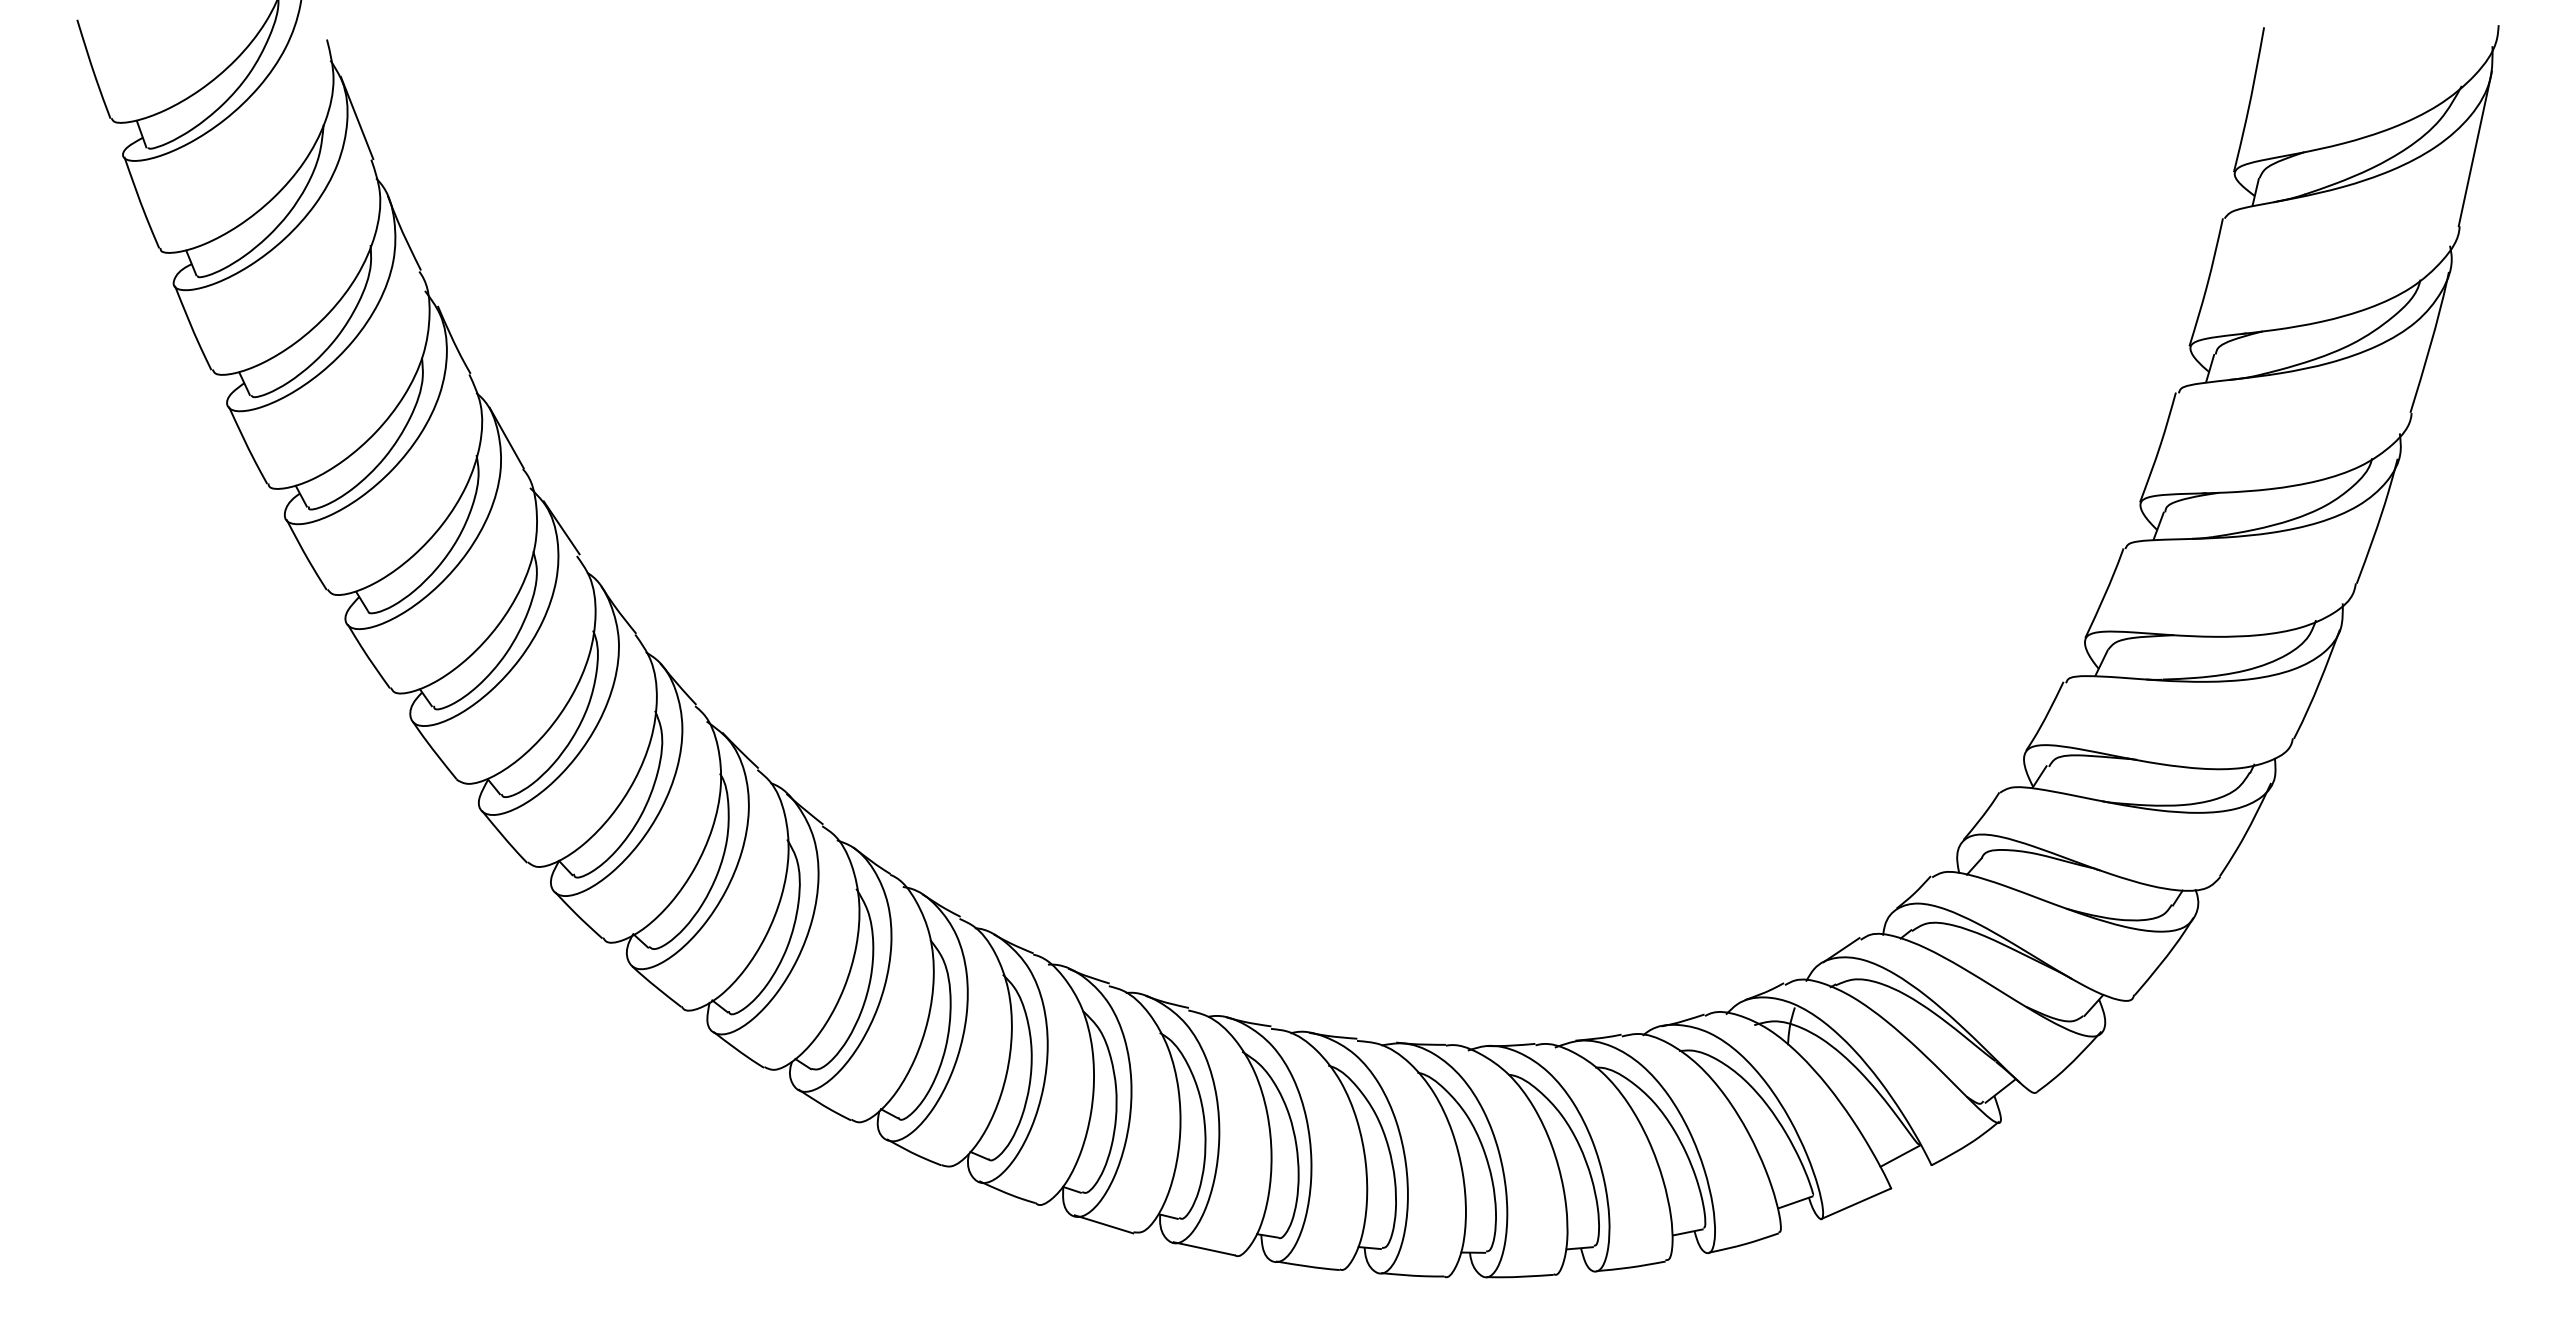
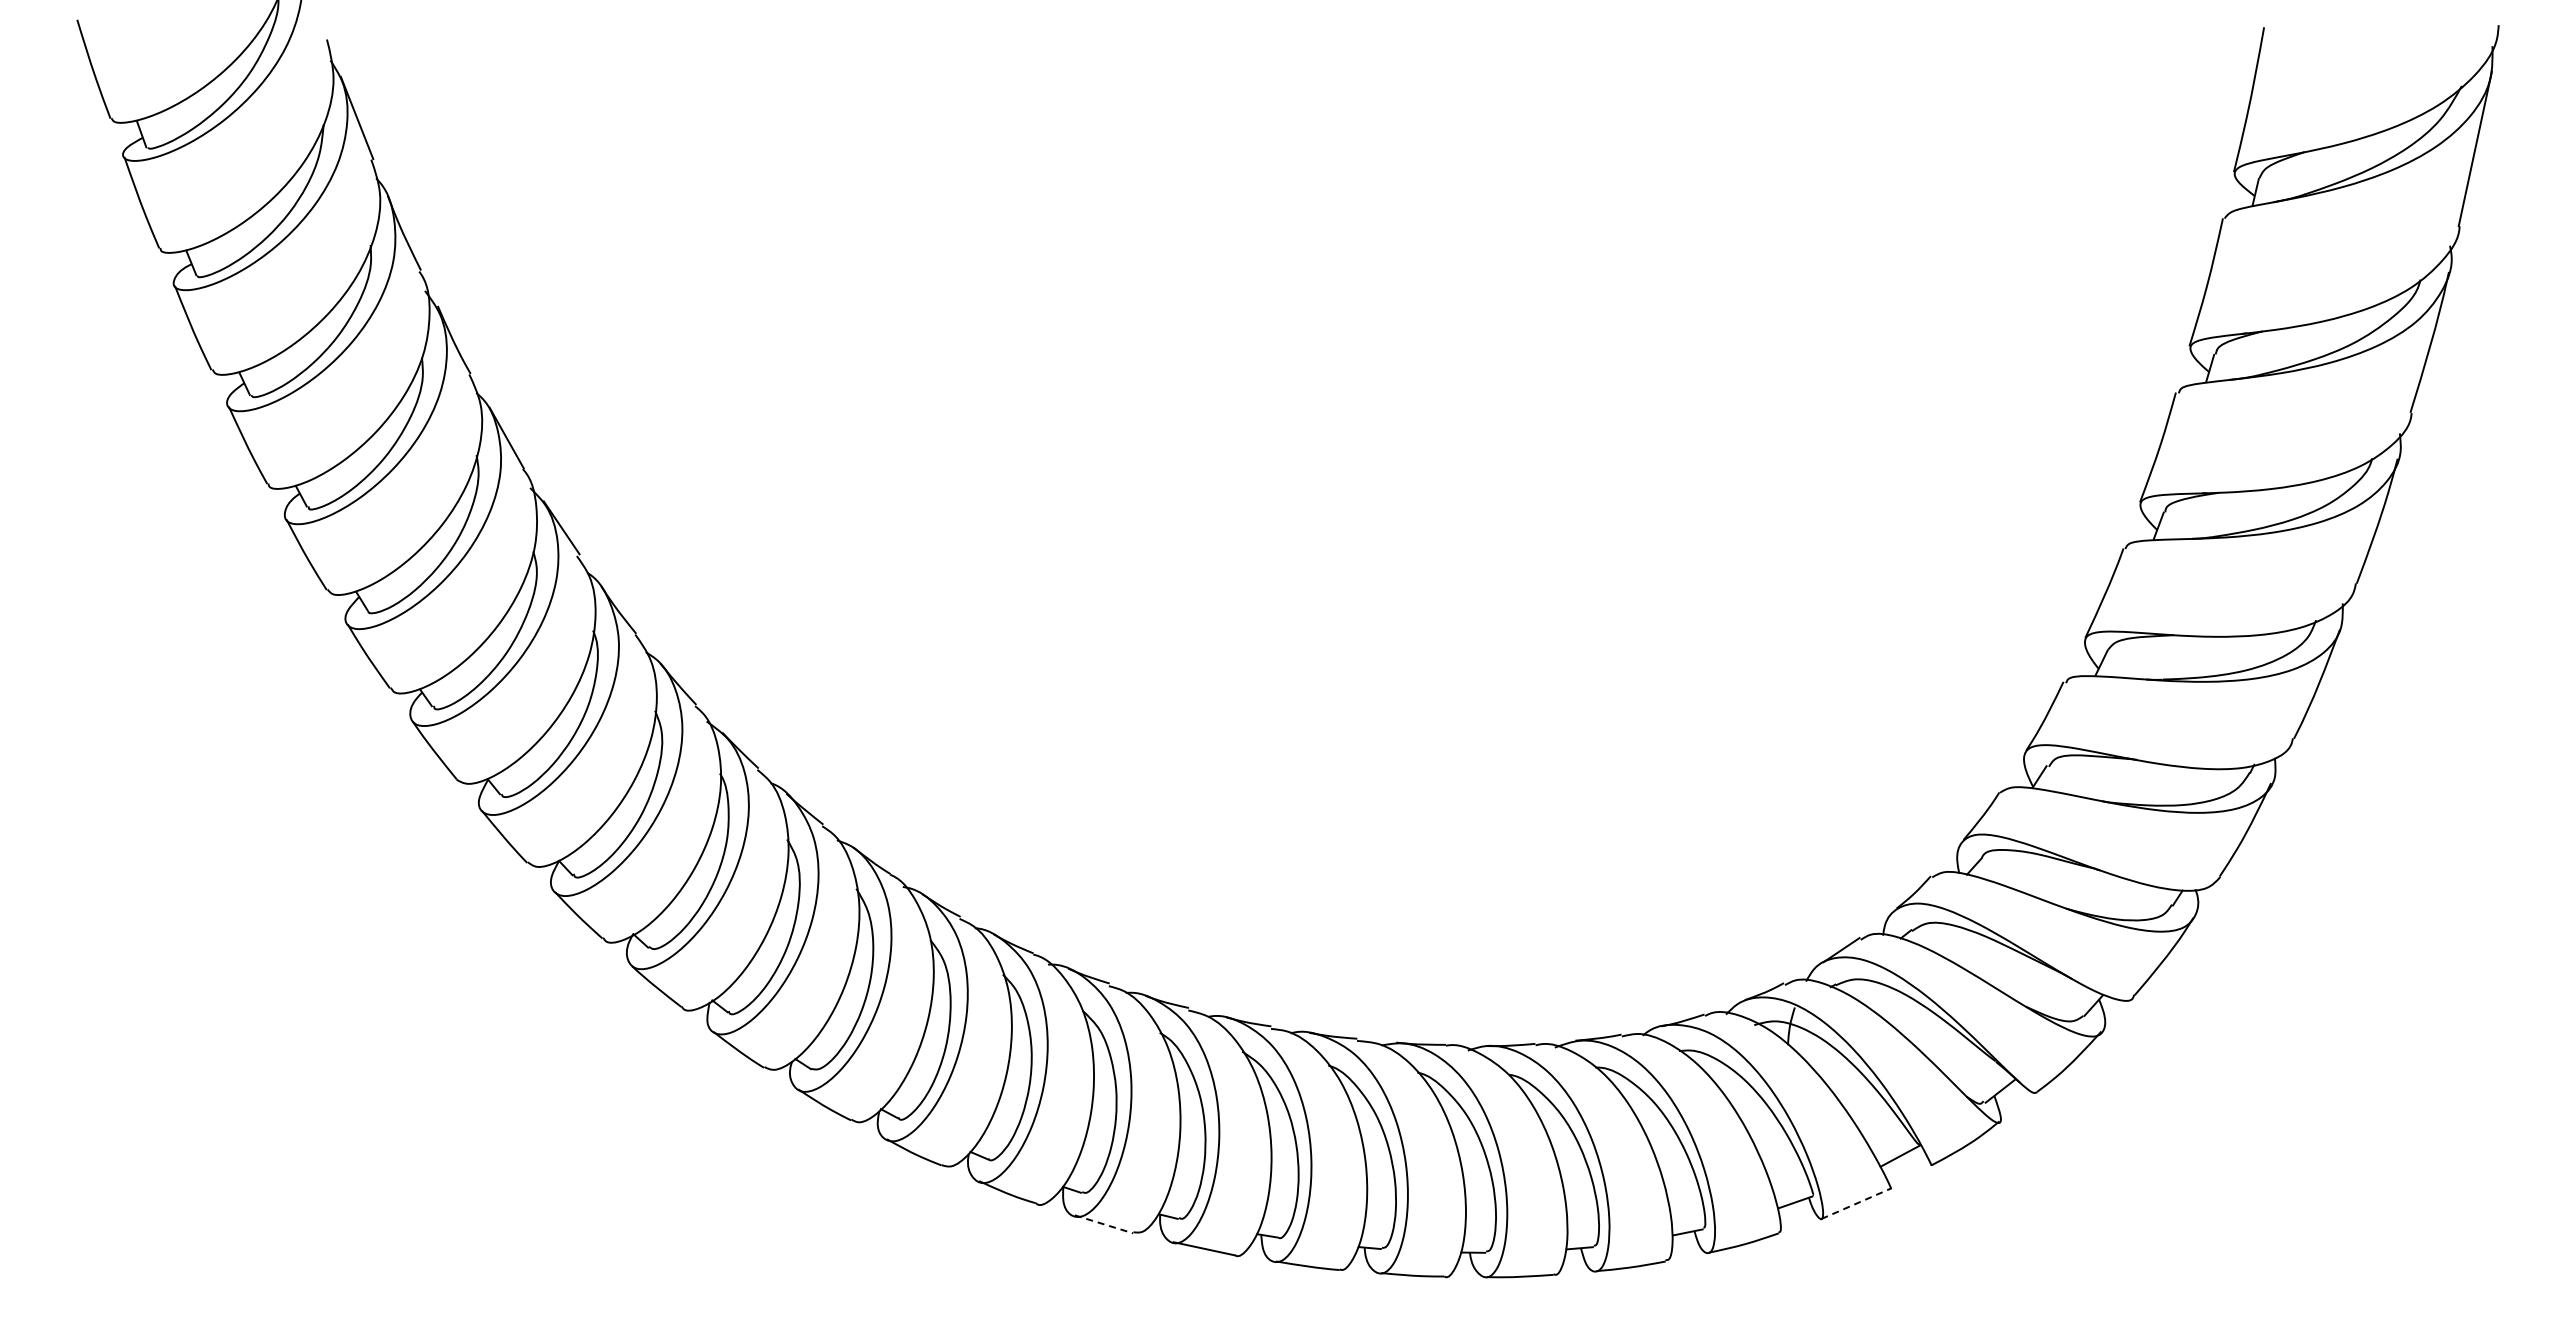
line: solid -> dashed (1856, 1203)
line: solid -> dashed (1104, 1224)
